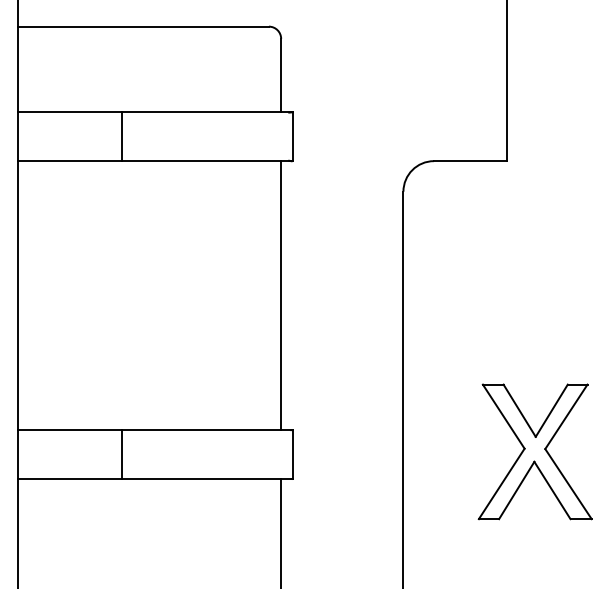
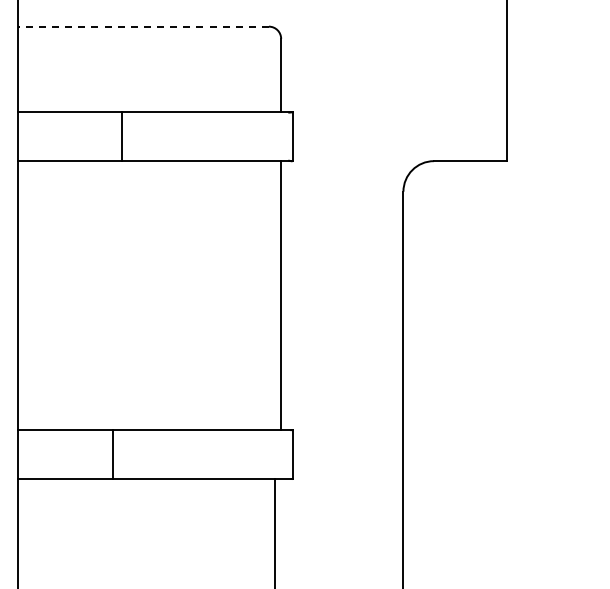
line: solid -> dashed (143, 26)
part: present -> none (534, 451)
line position: (122, 454) -> (113, 454) (113, 454)
line position: (281, 532) -> (275, 532) (275, 532)
